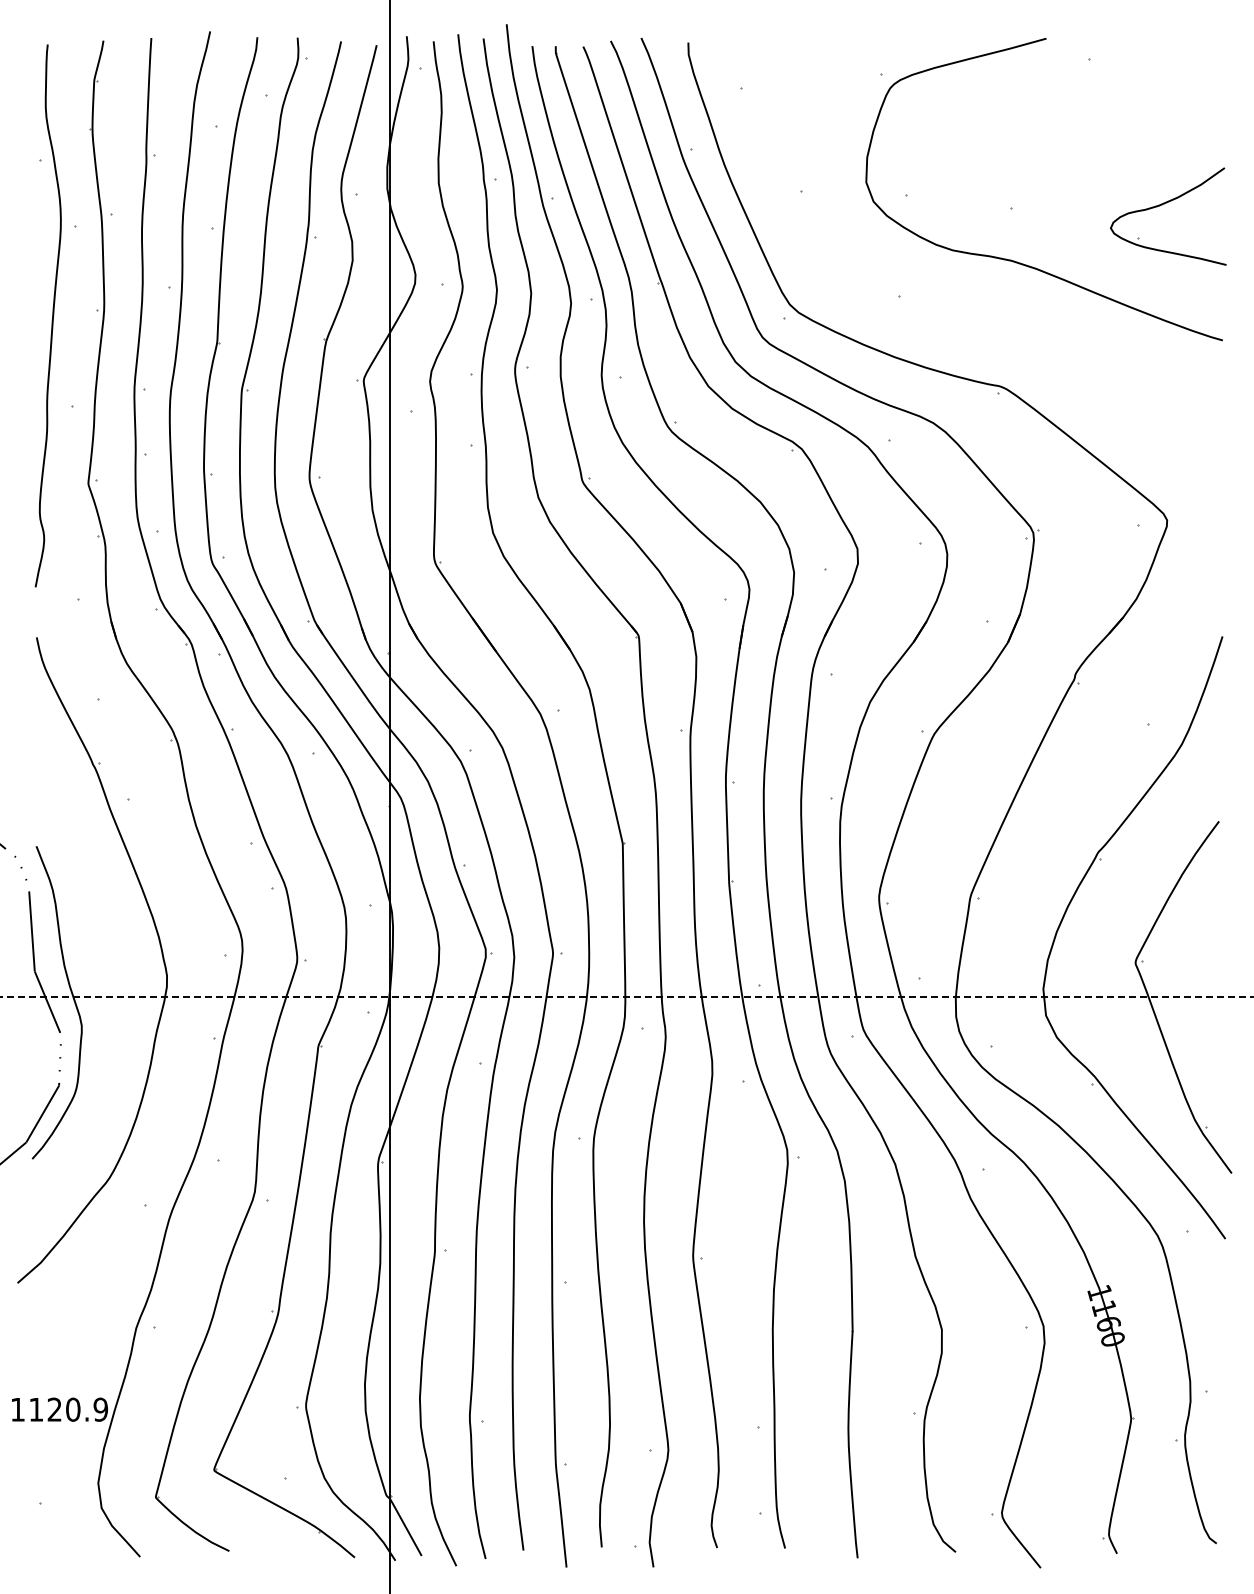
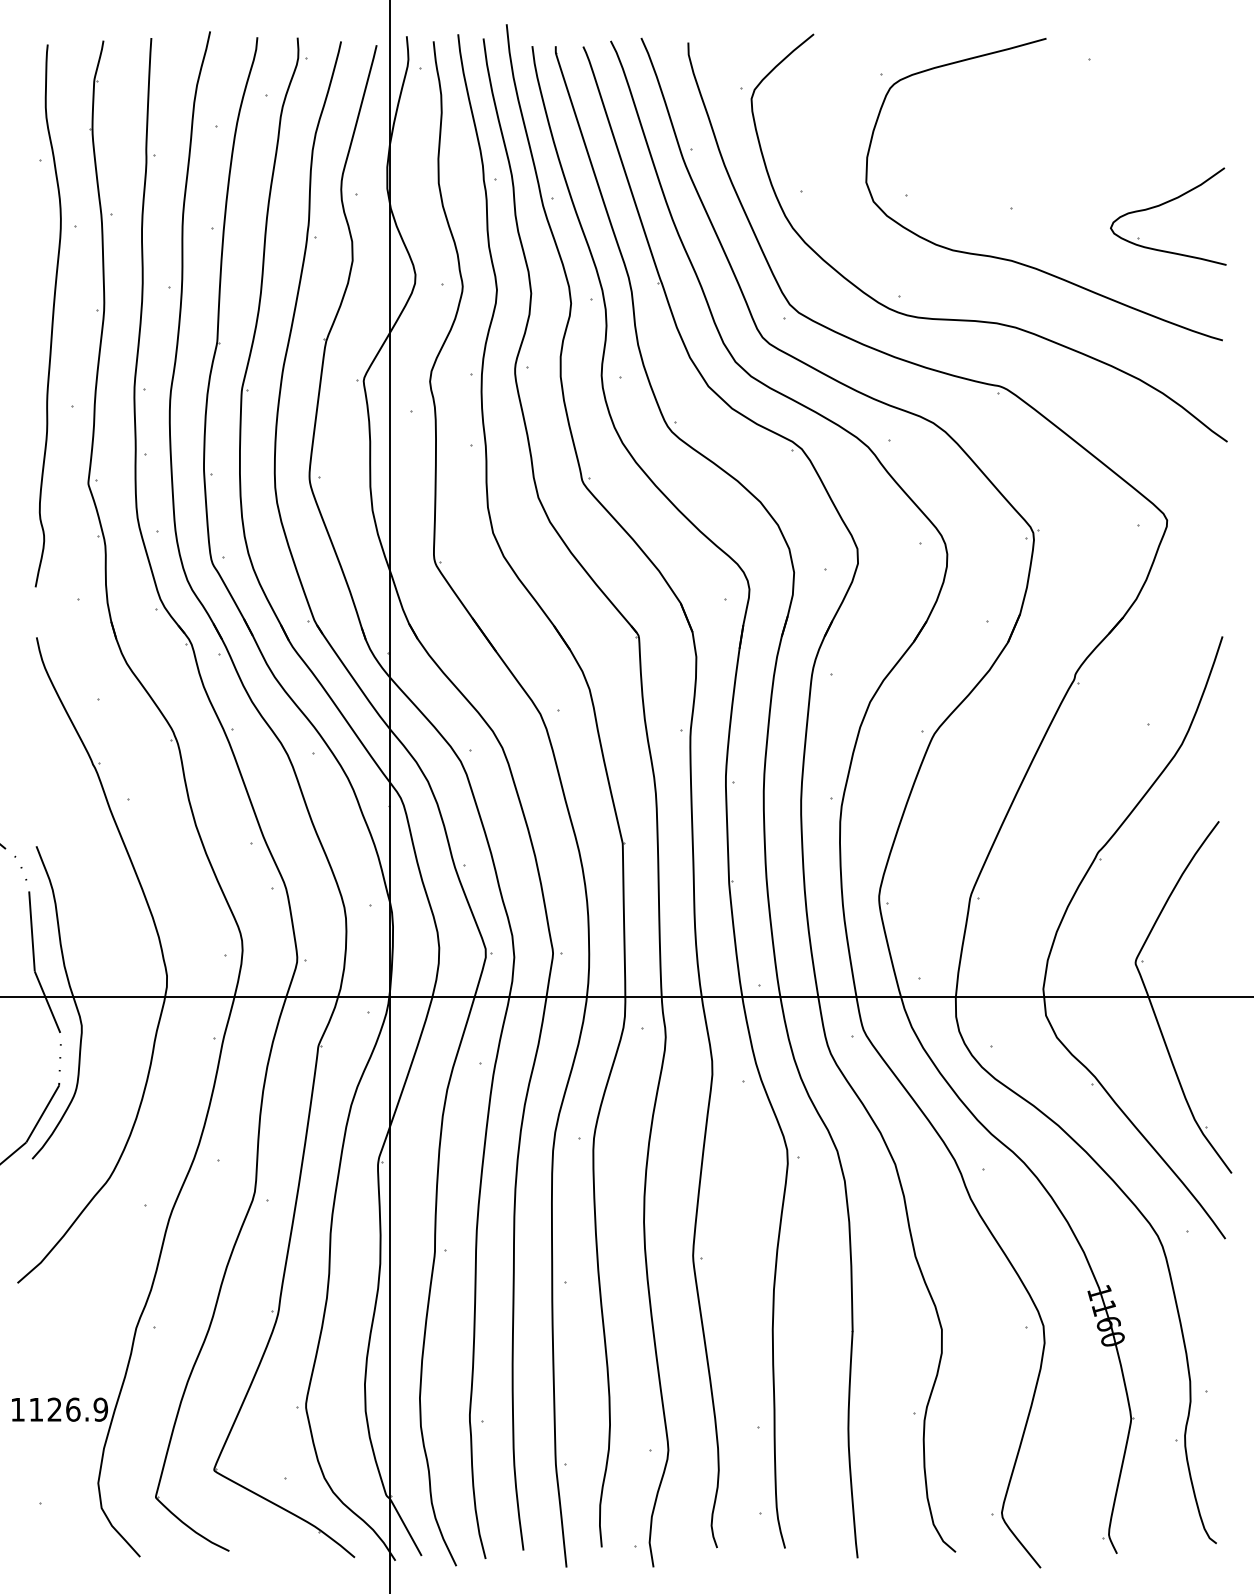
curve: none -> present (982, 320)
line: dashed -> solid (626, 996)
text: 1120.9 -> 1126.9 (73, 1409)
